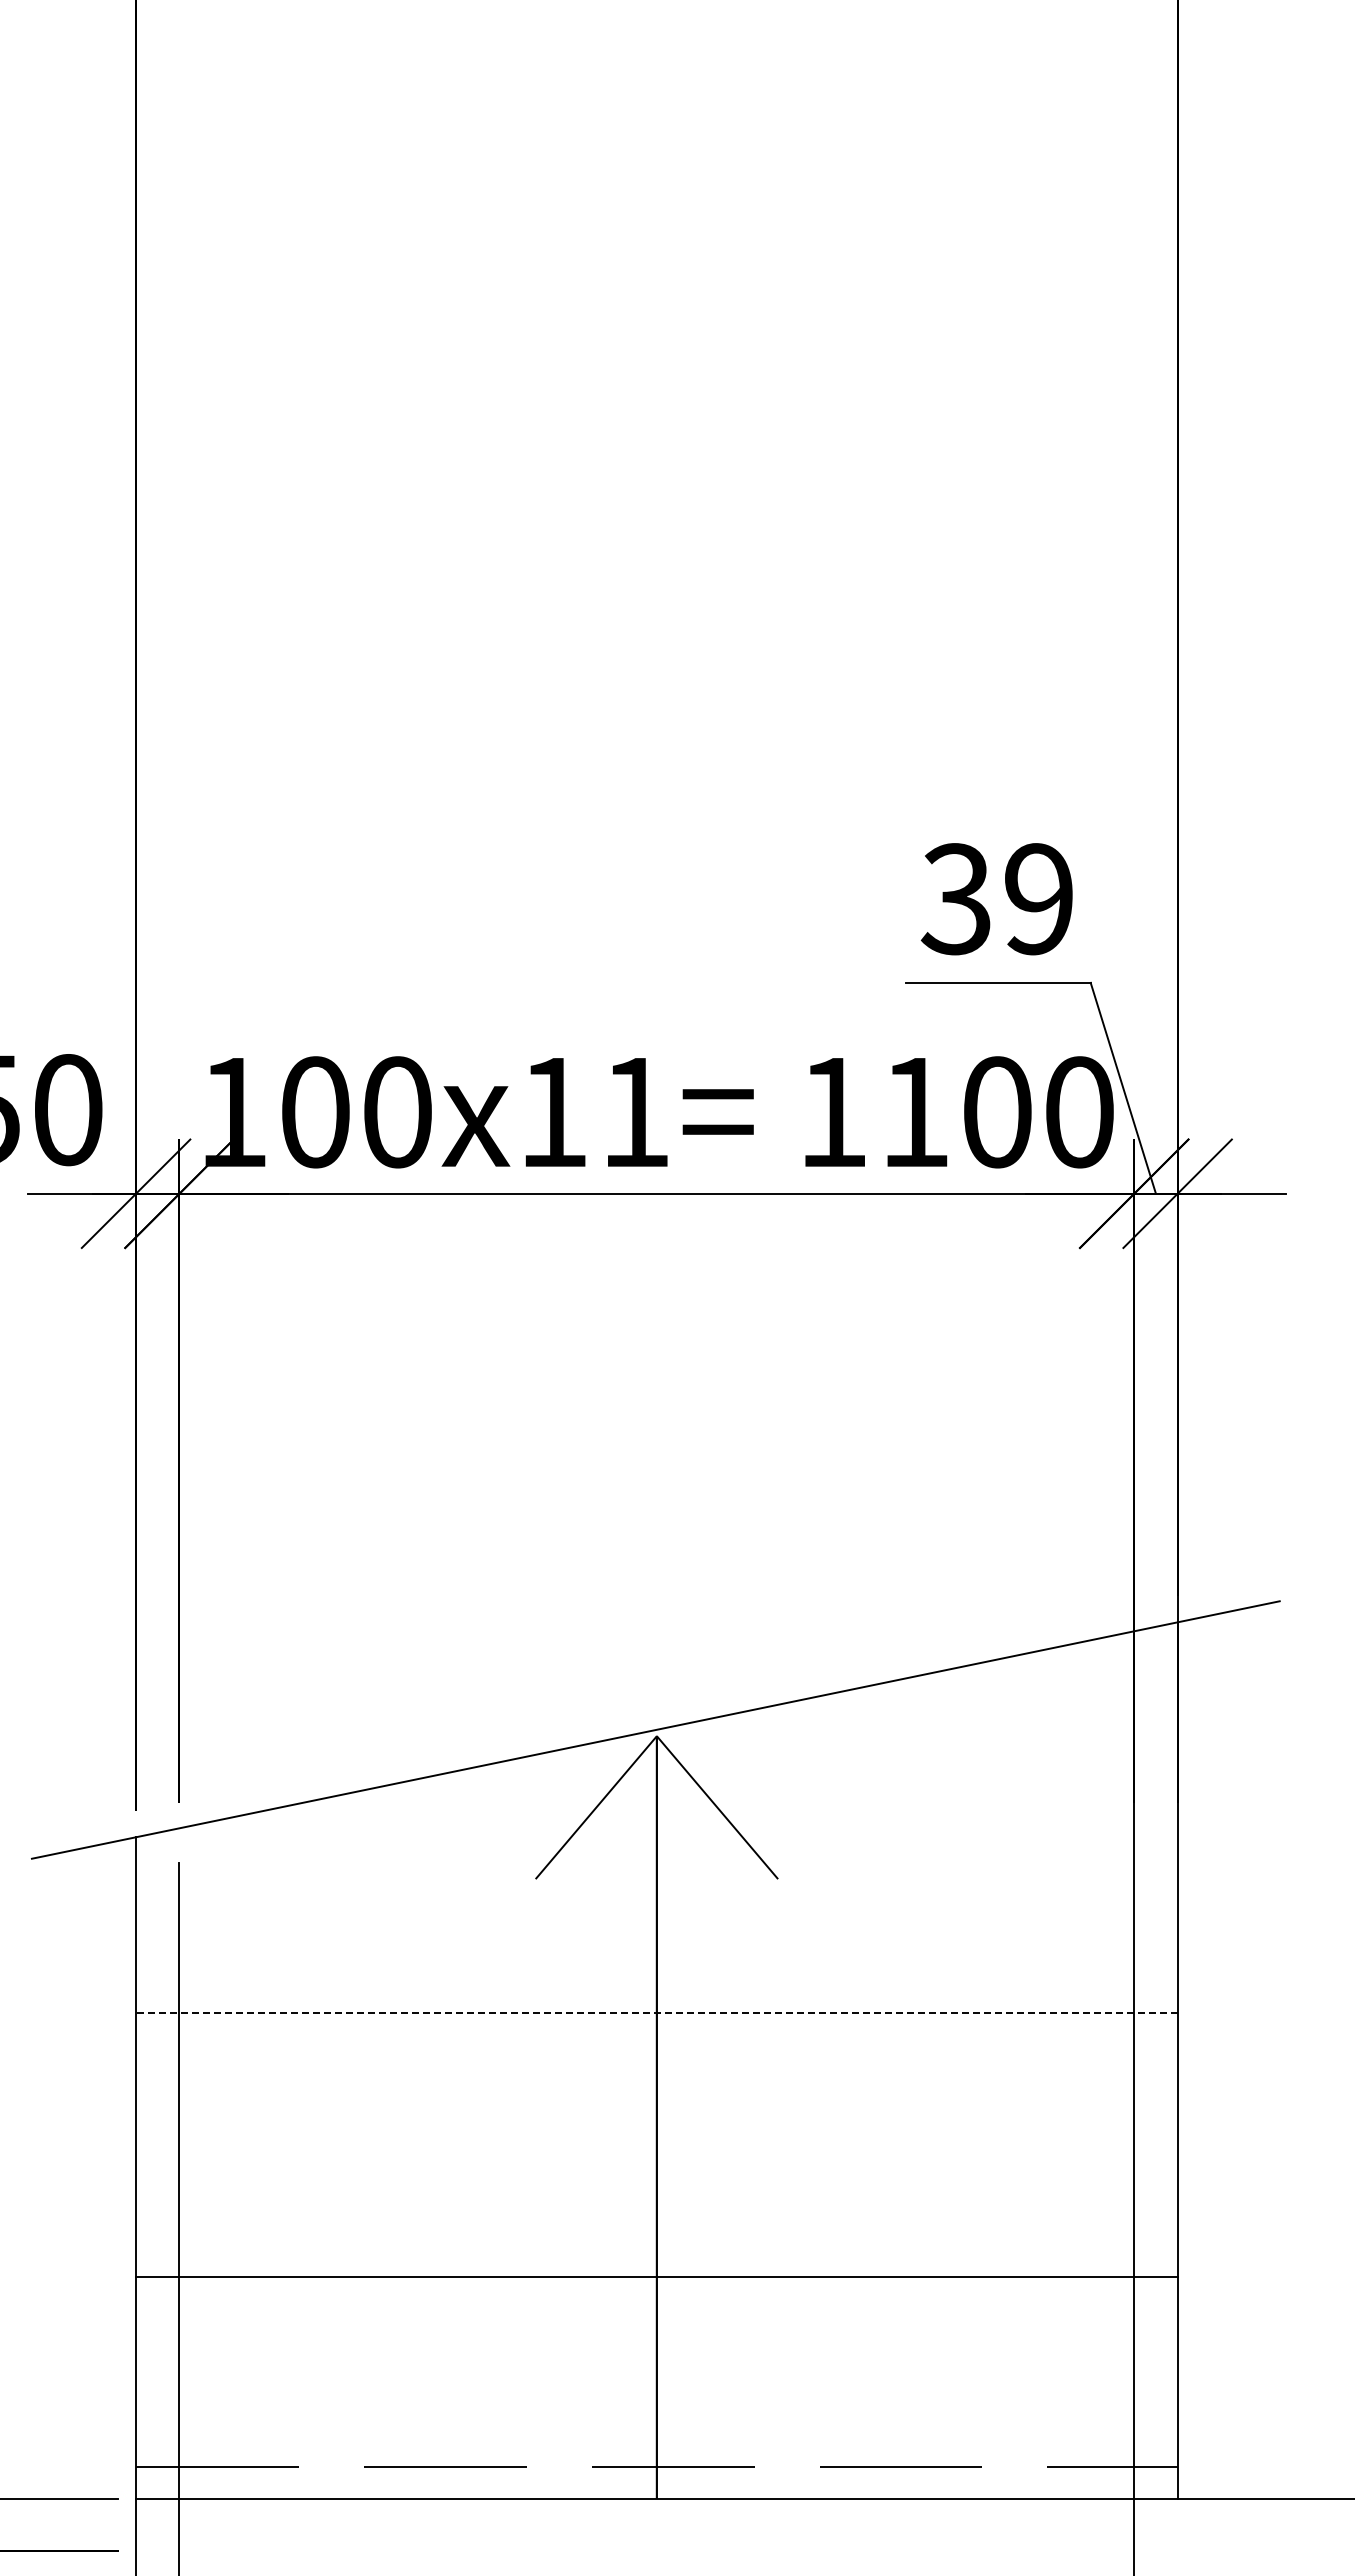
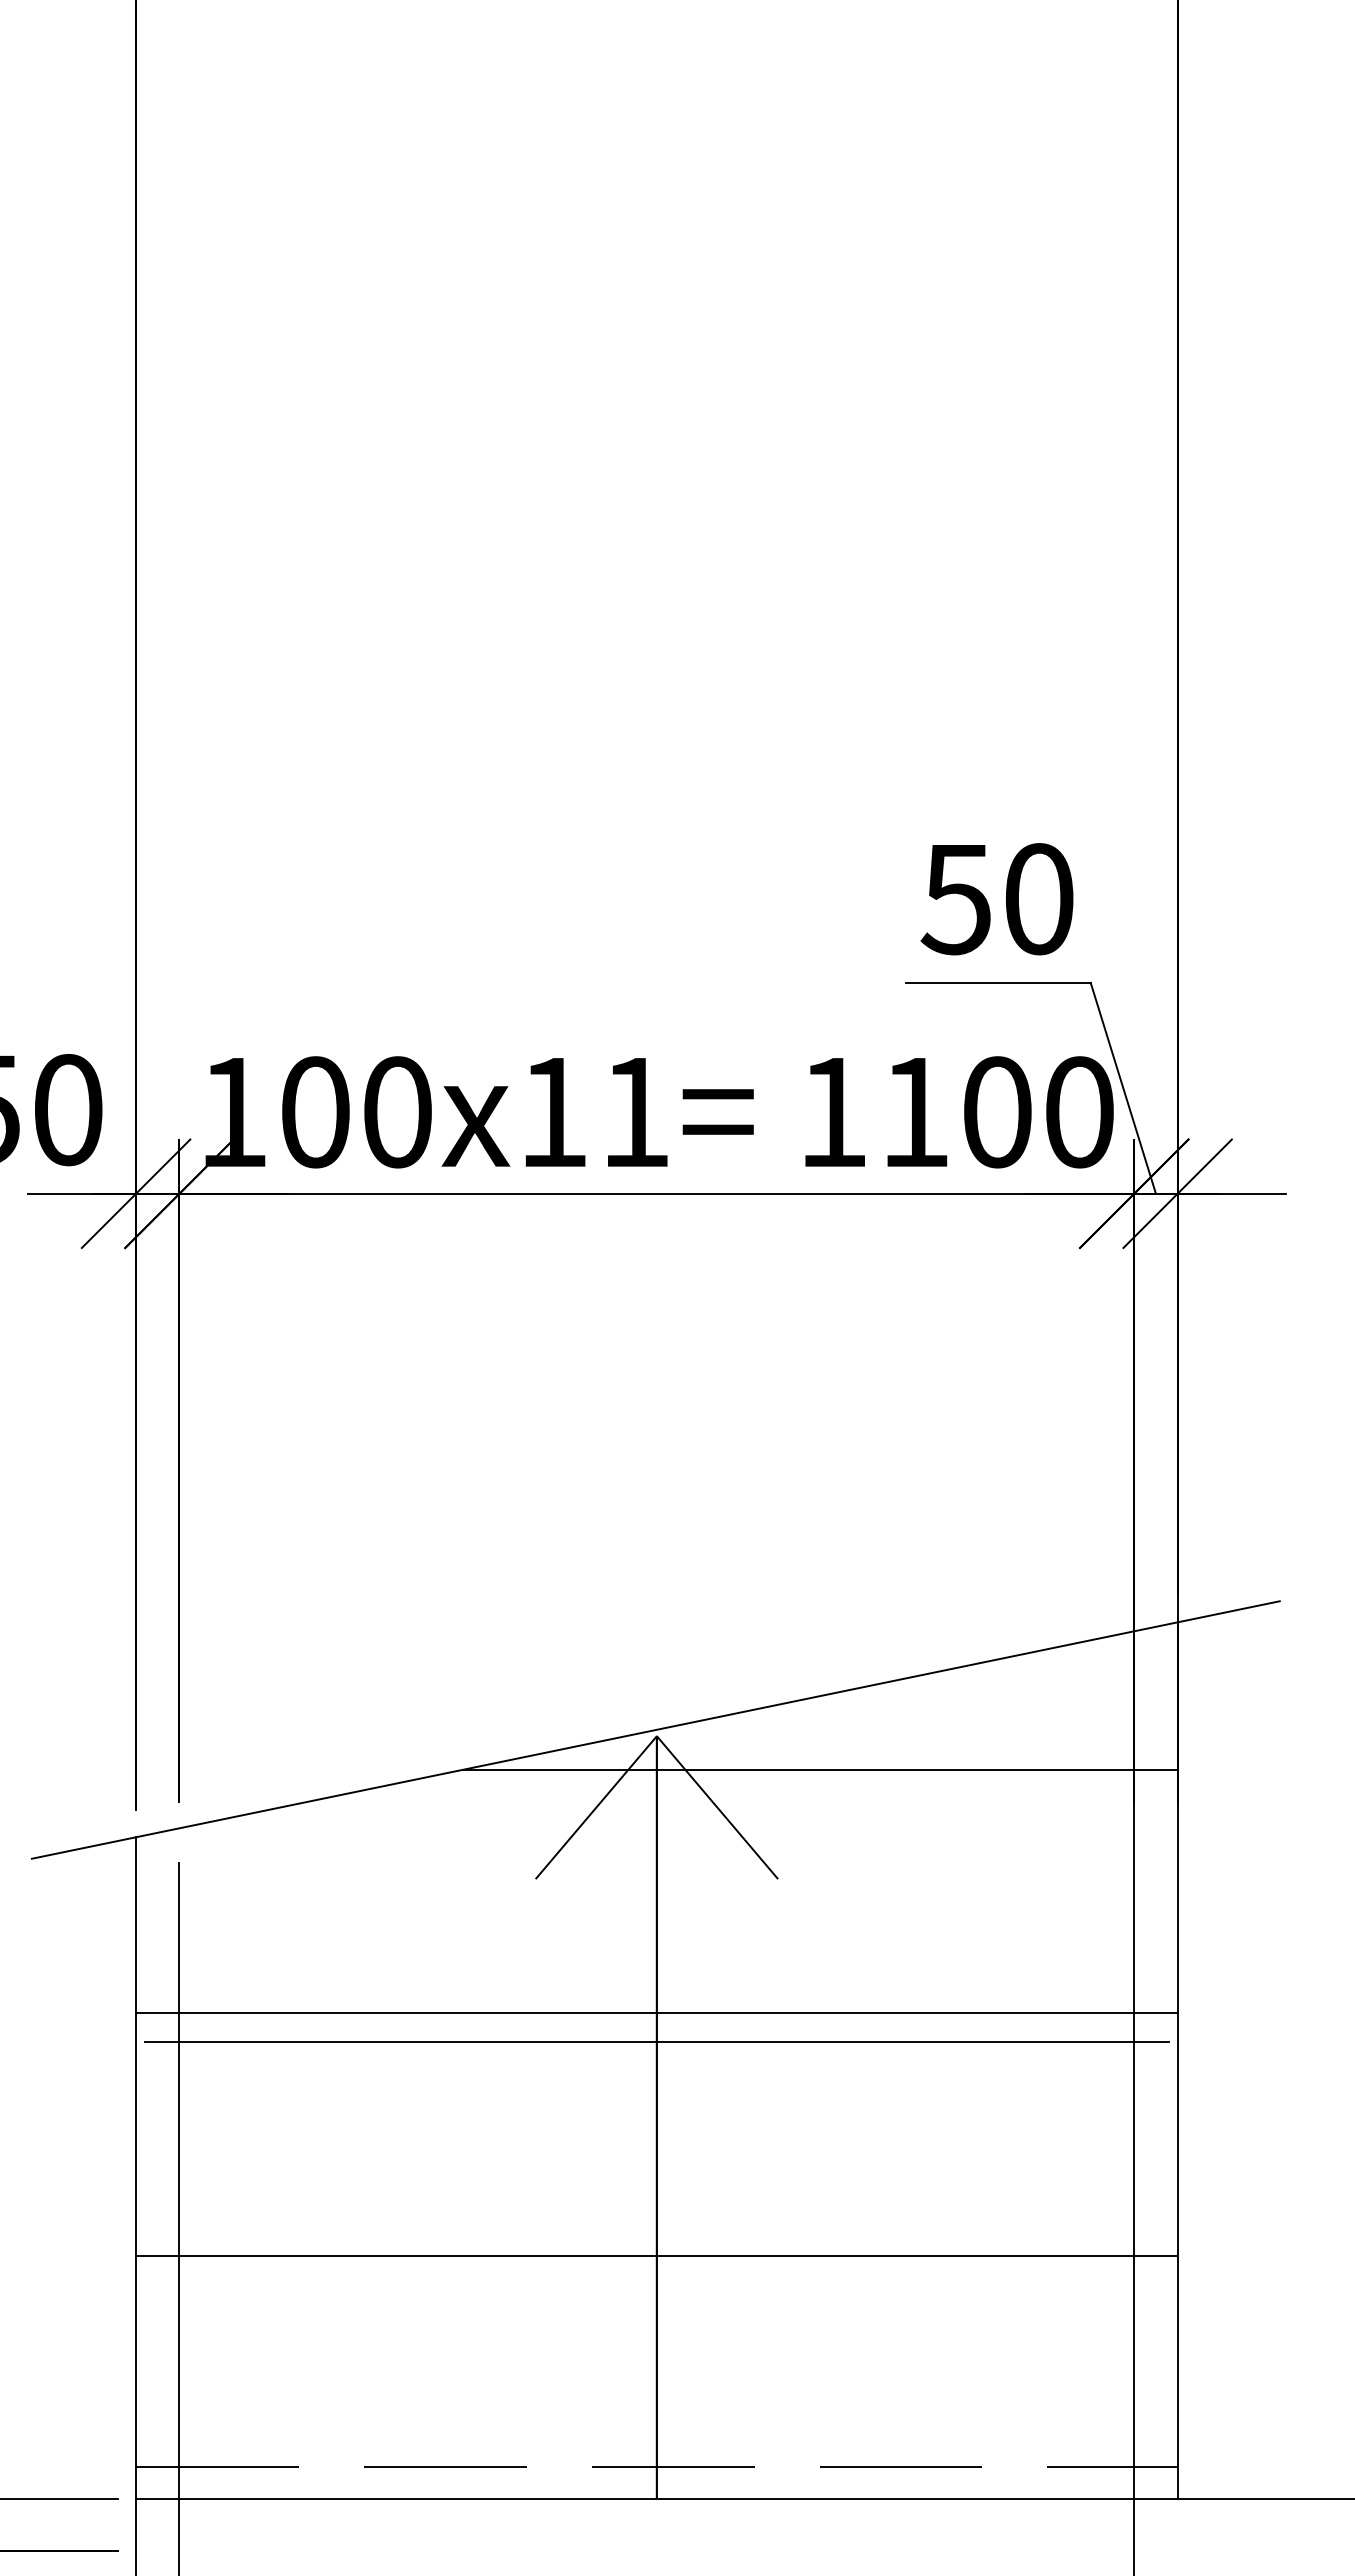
text: 39 -> 50 (996, 899)
line: none -> present (820, 1769)
line: dashed -> solid (656, 2012)
line: none -> present (656, 2041)
line position: (656, 2276) -> (656, 2255) (656, 2255)
